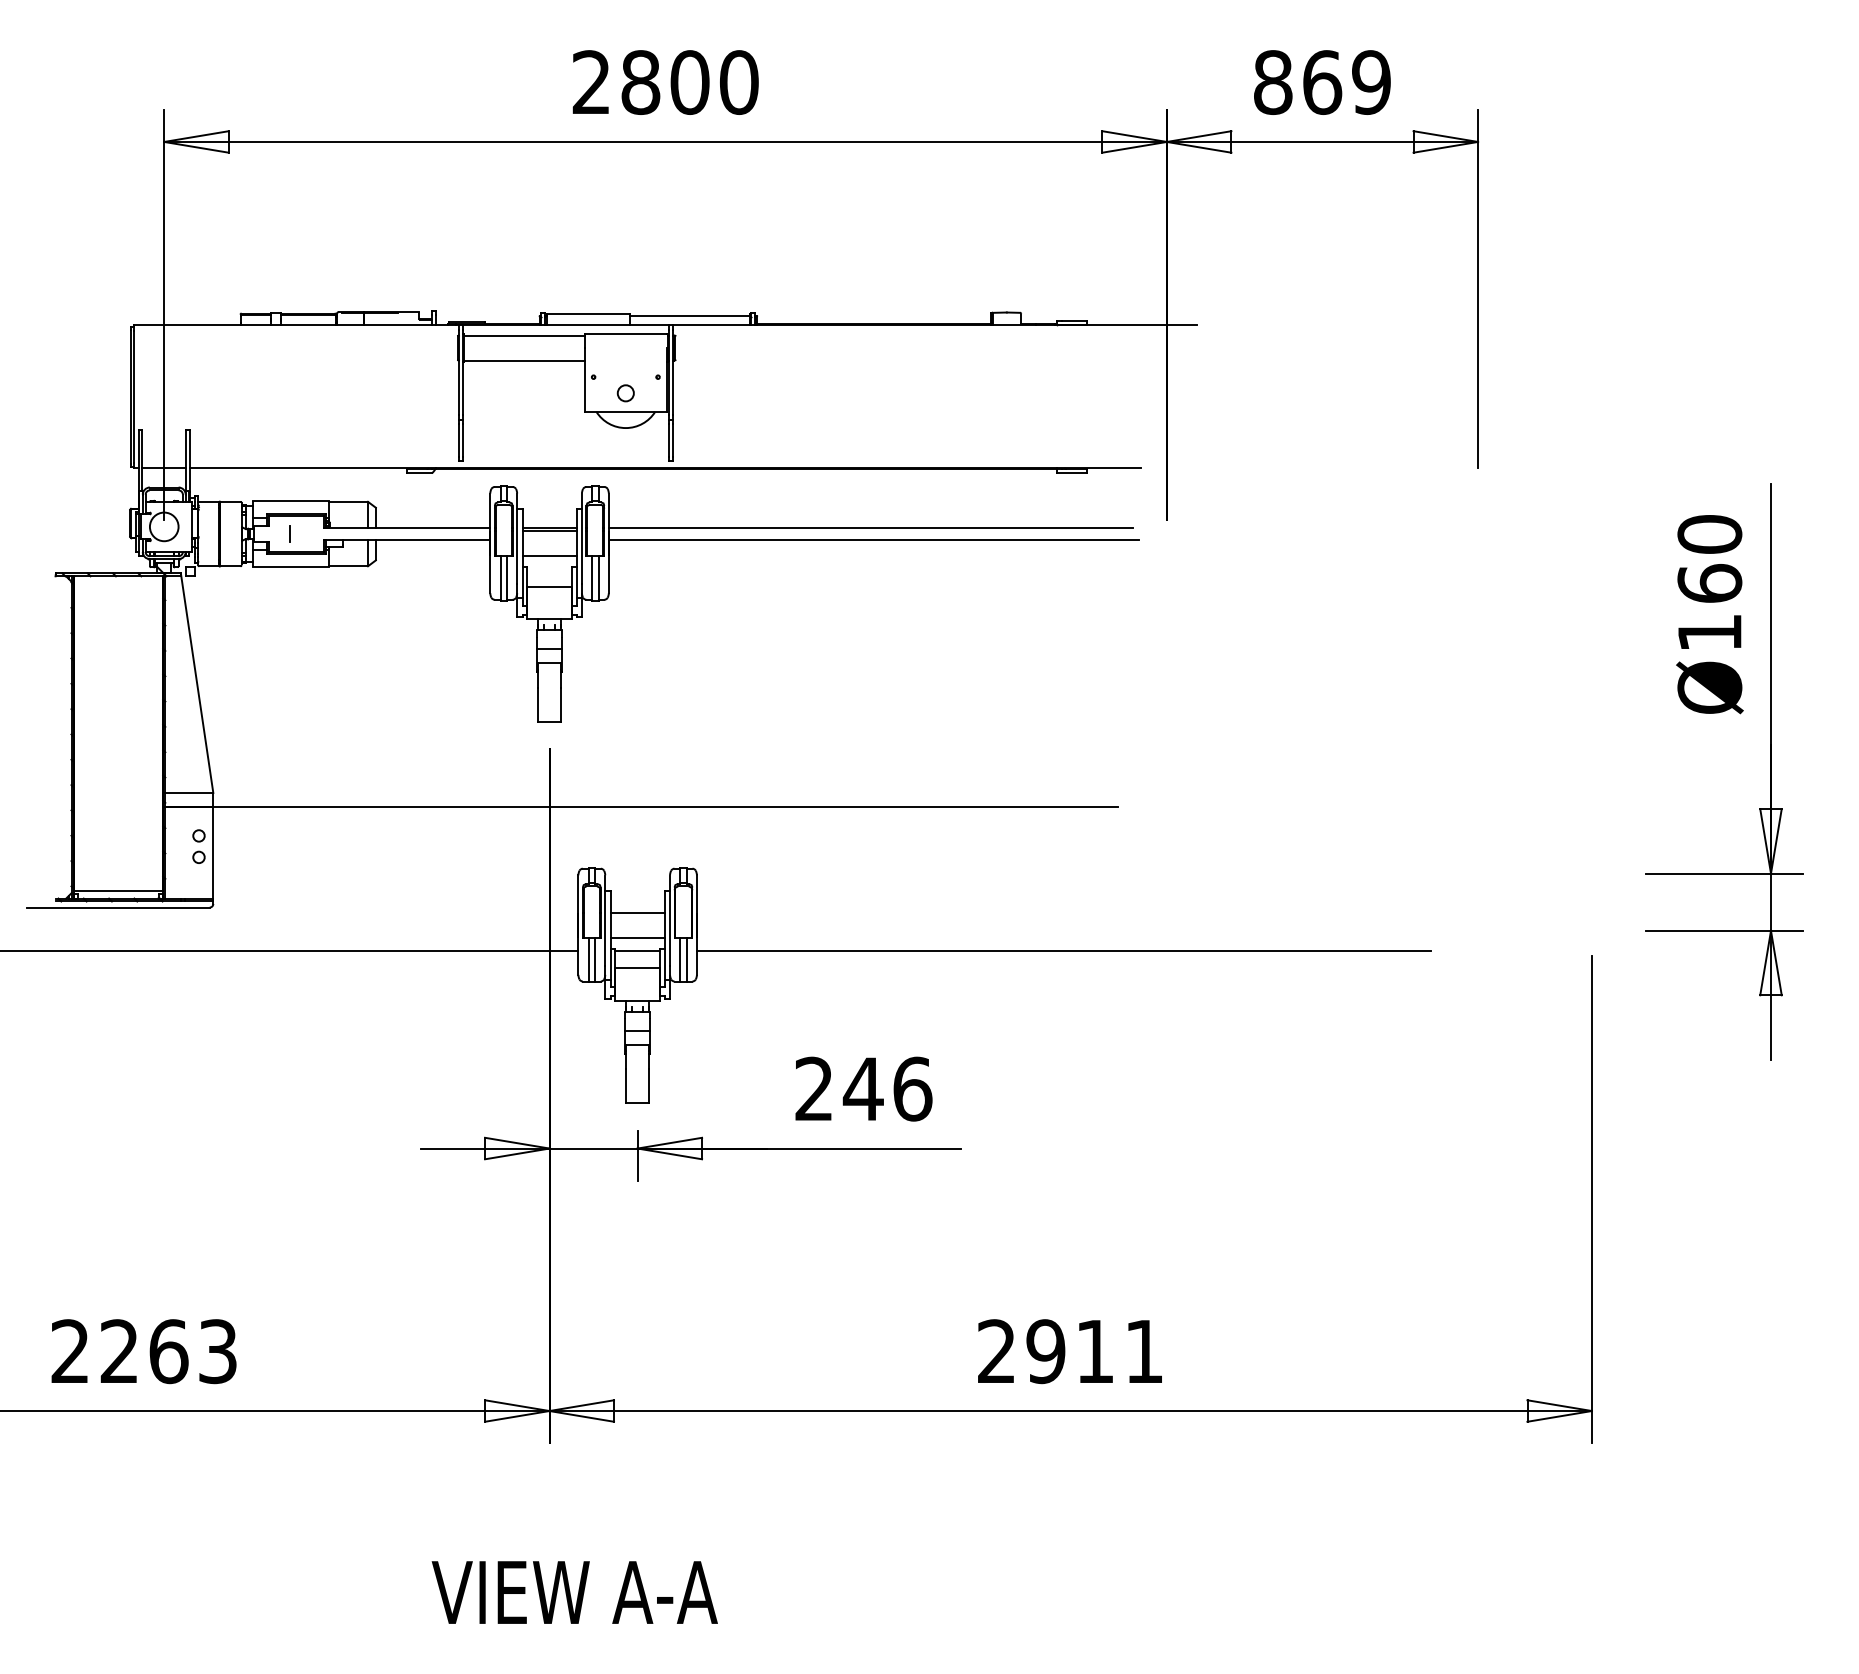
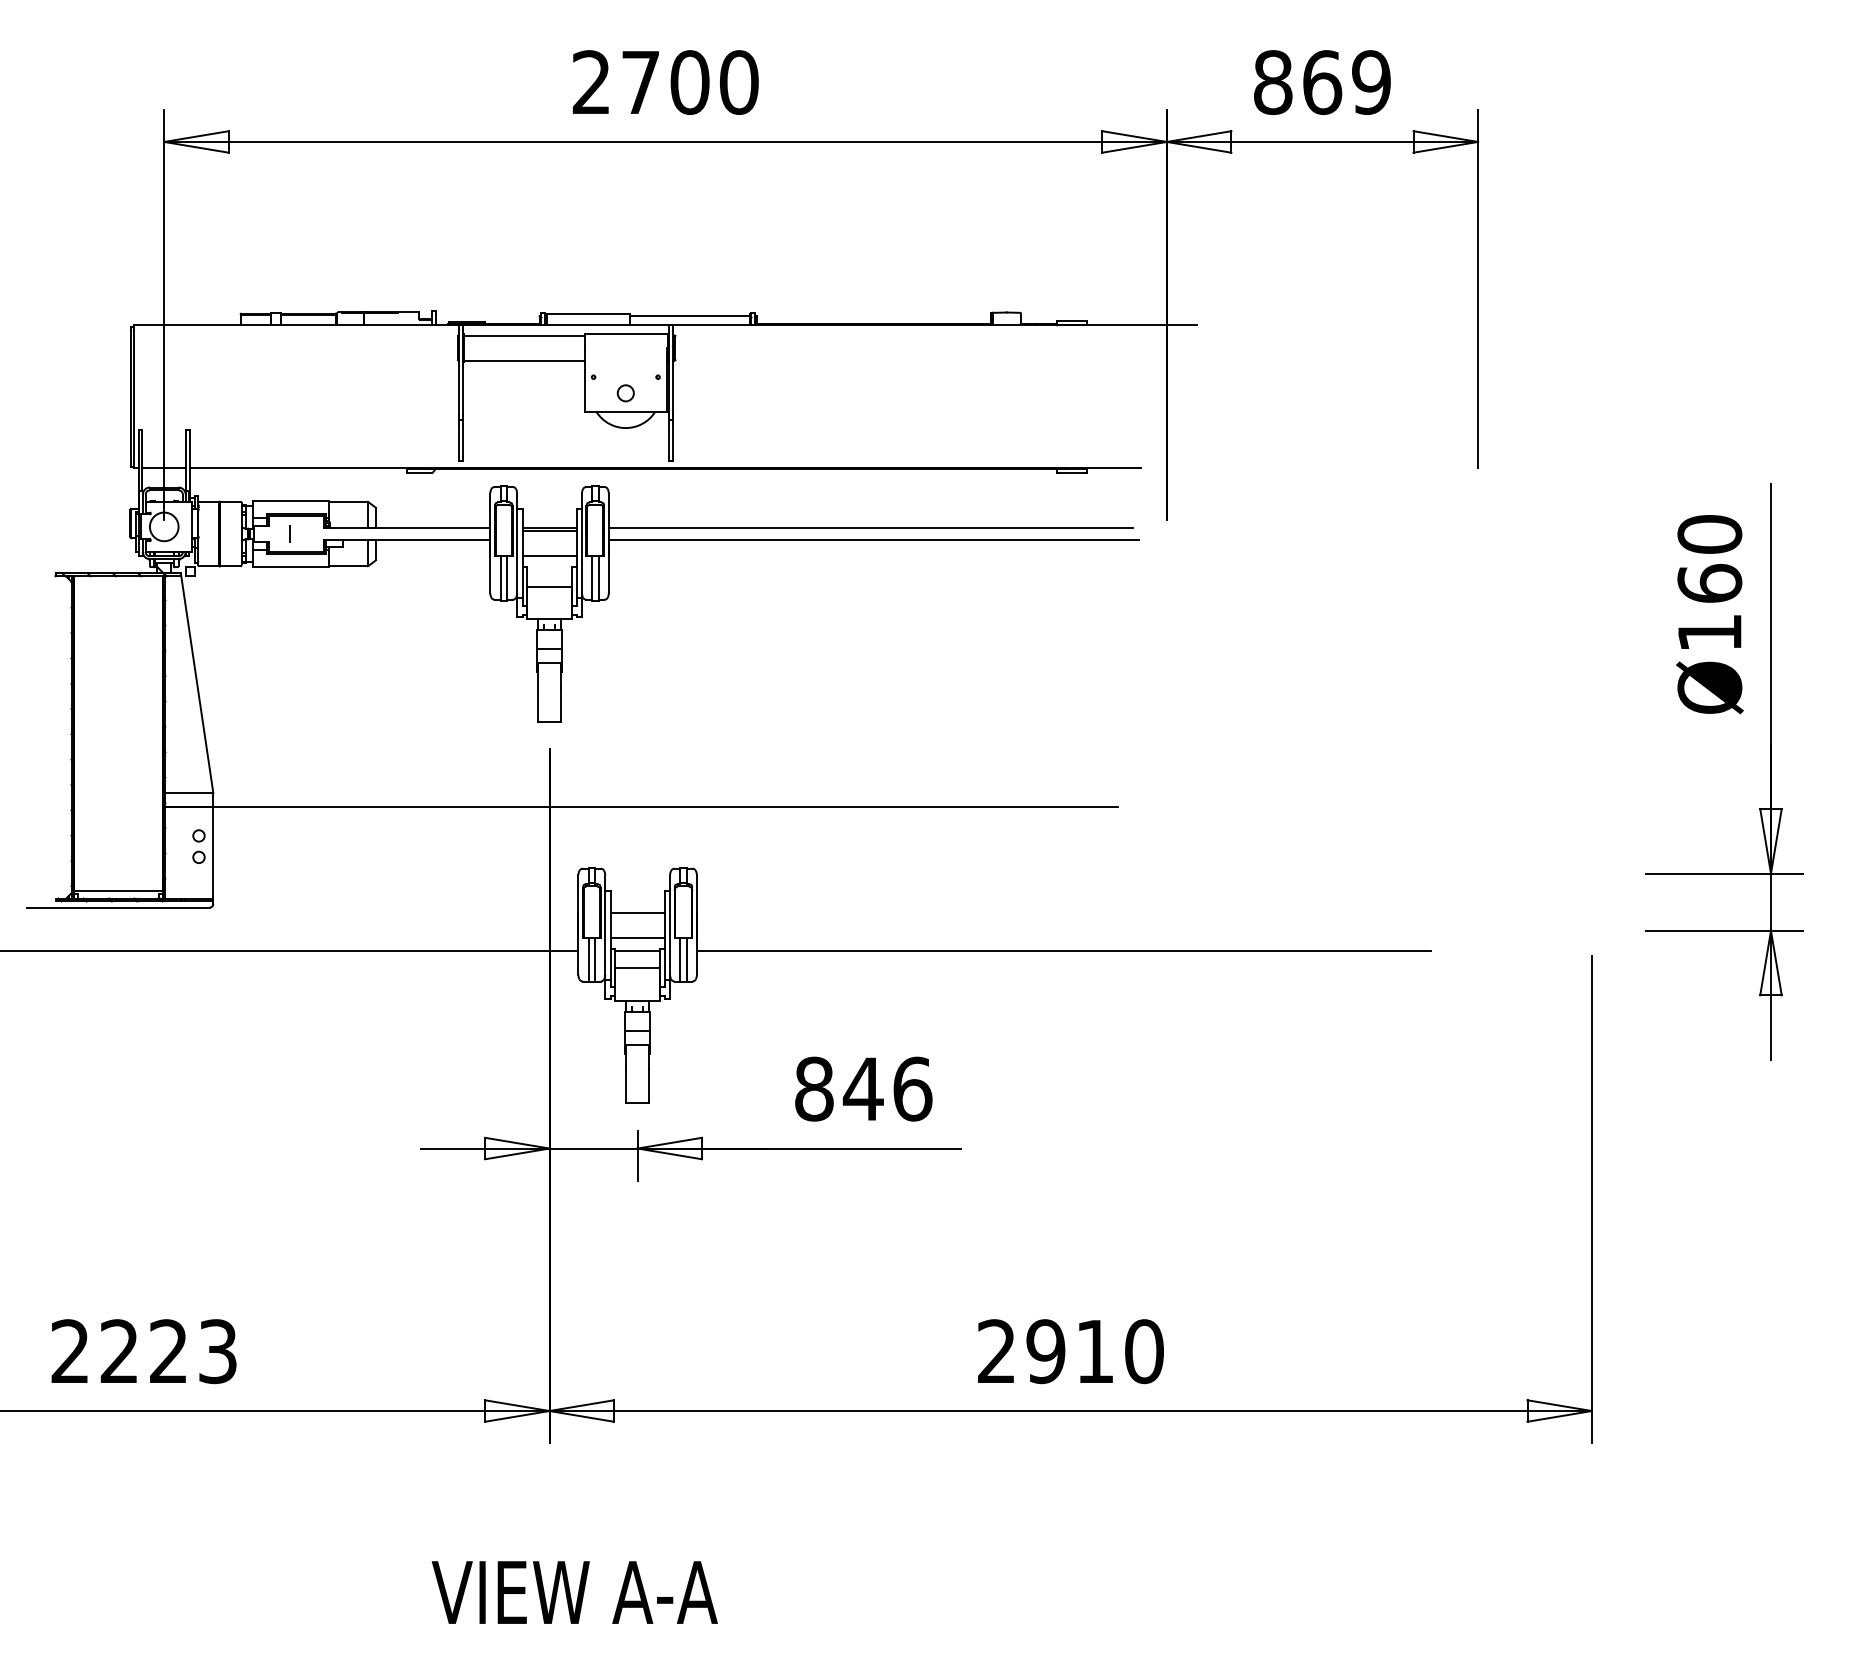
text: 2800 -> 2700 (640, 82)
text: 246 -> 846 (814, 1088)
text: 2263 -> 2223 (168, 1351)
text: 2911 -> 2910 (1144, 1351)
